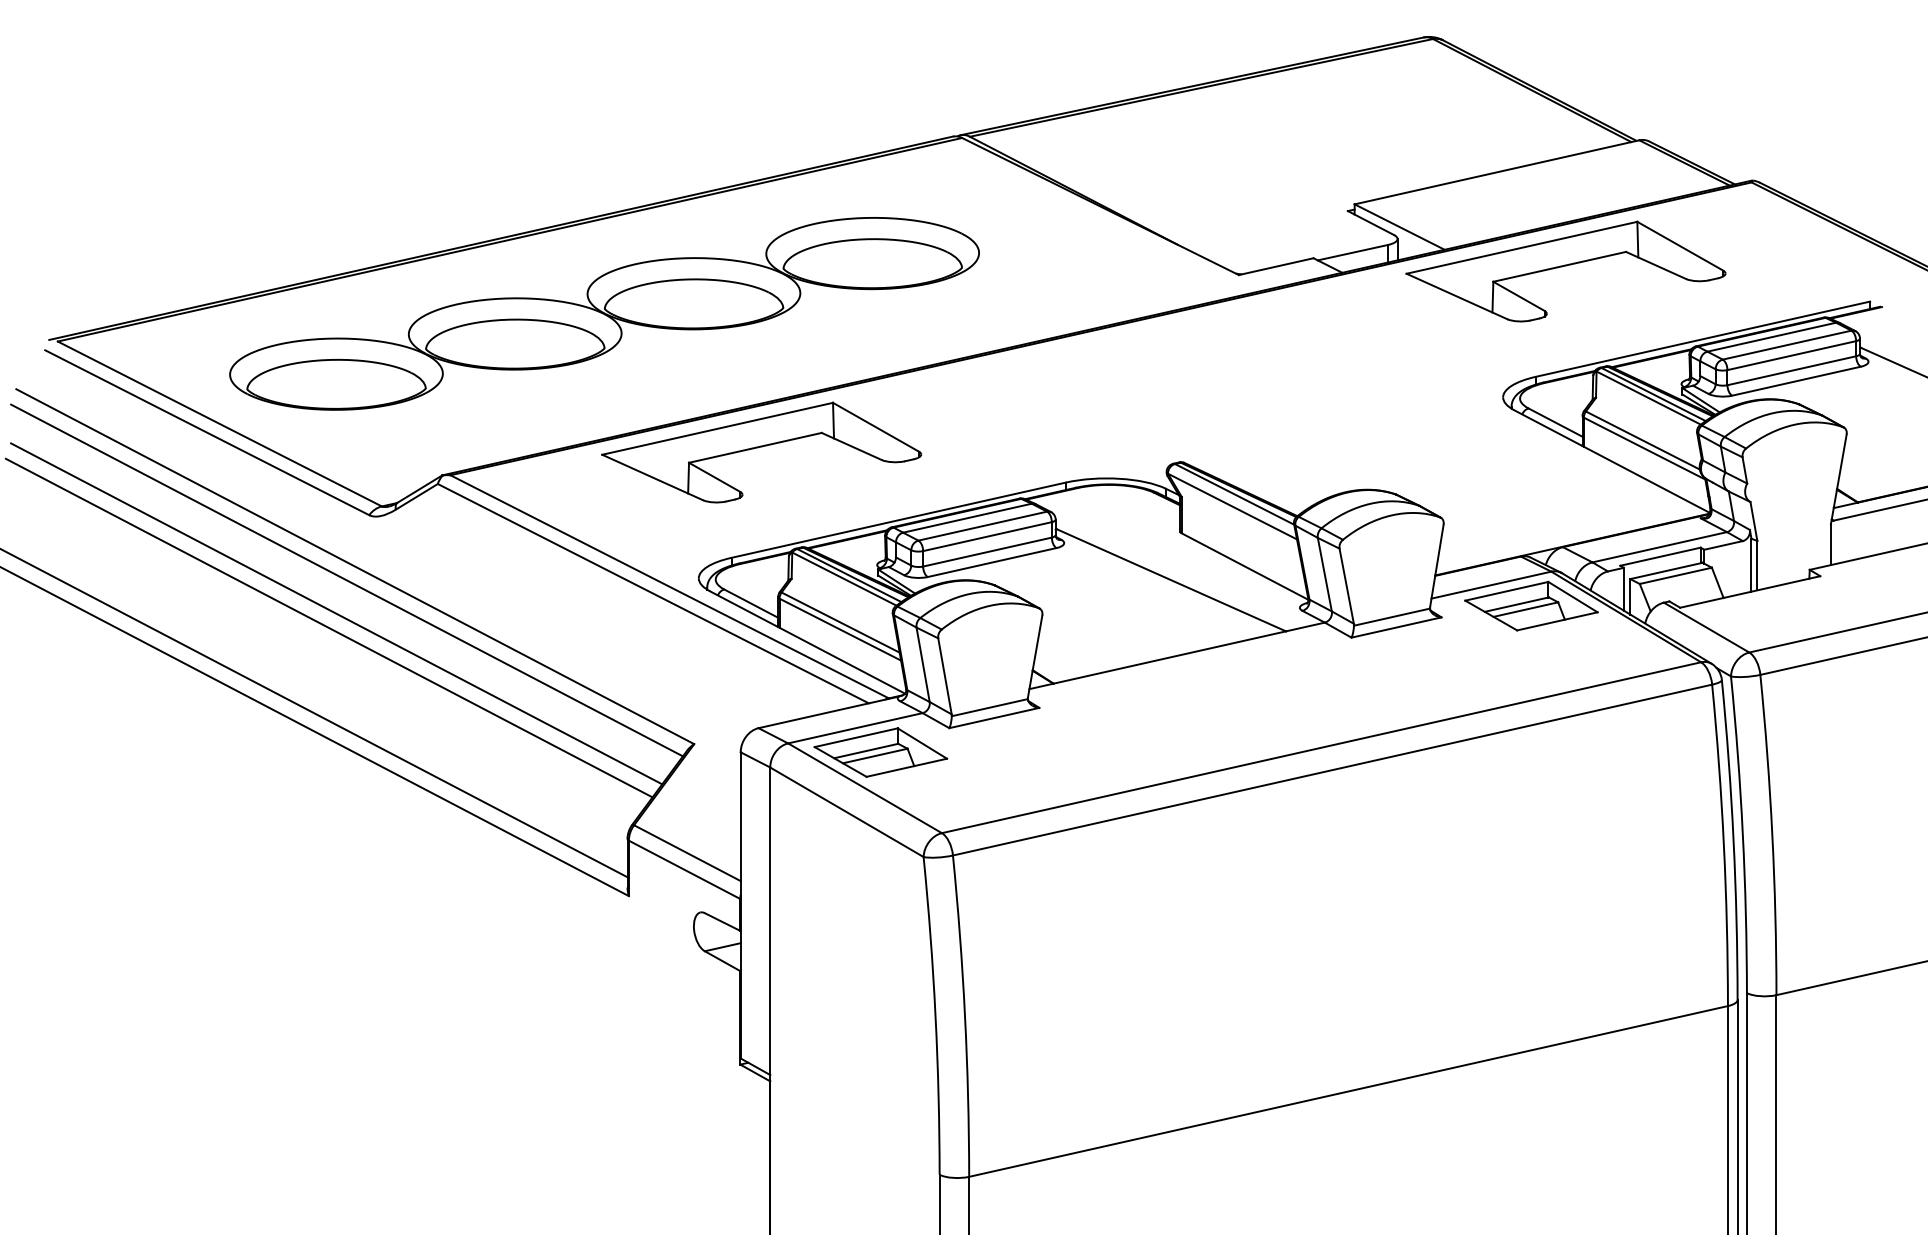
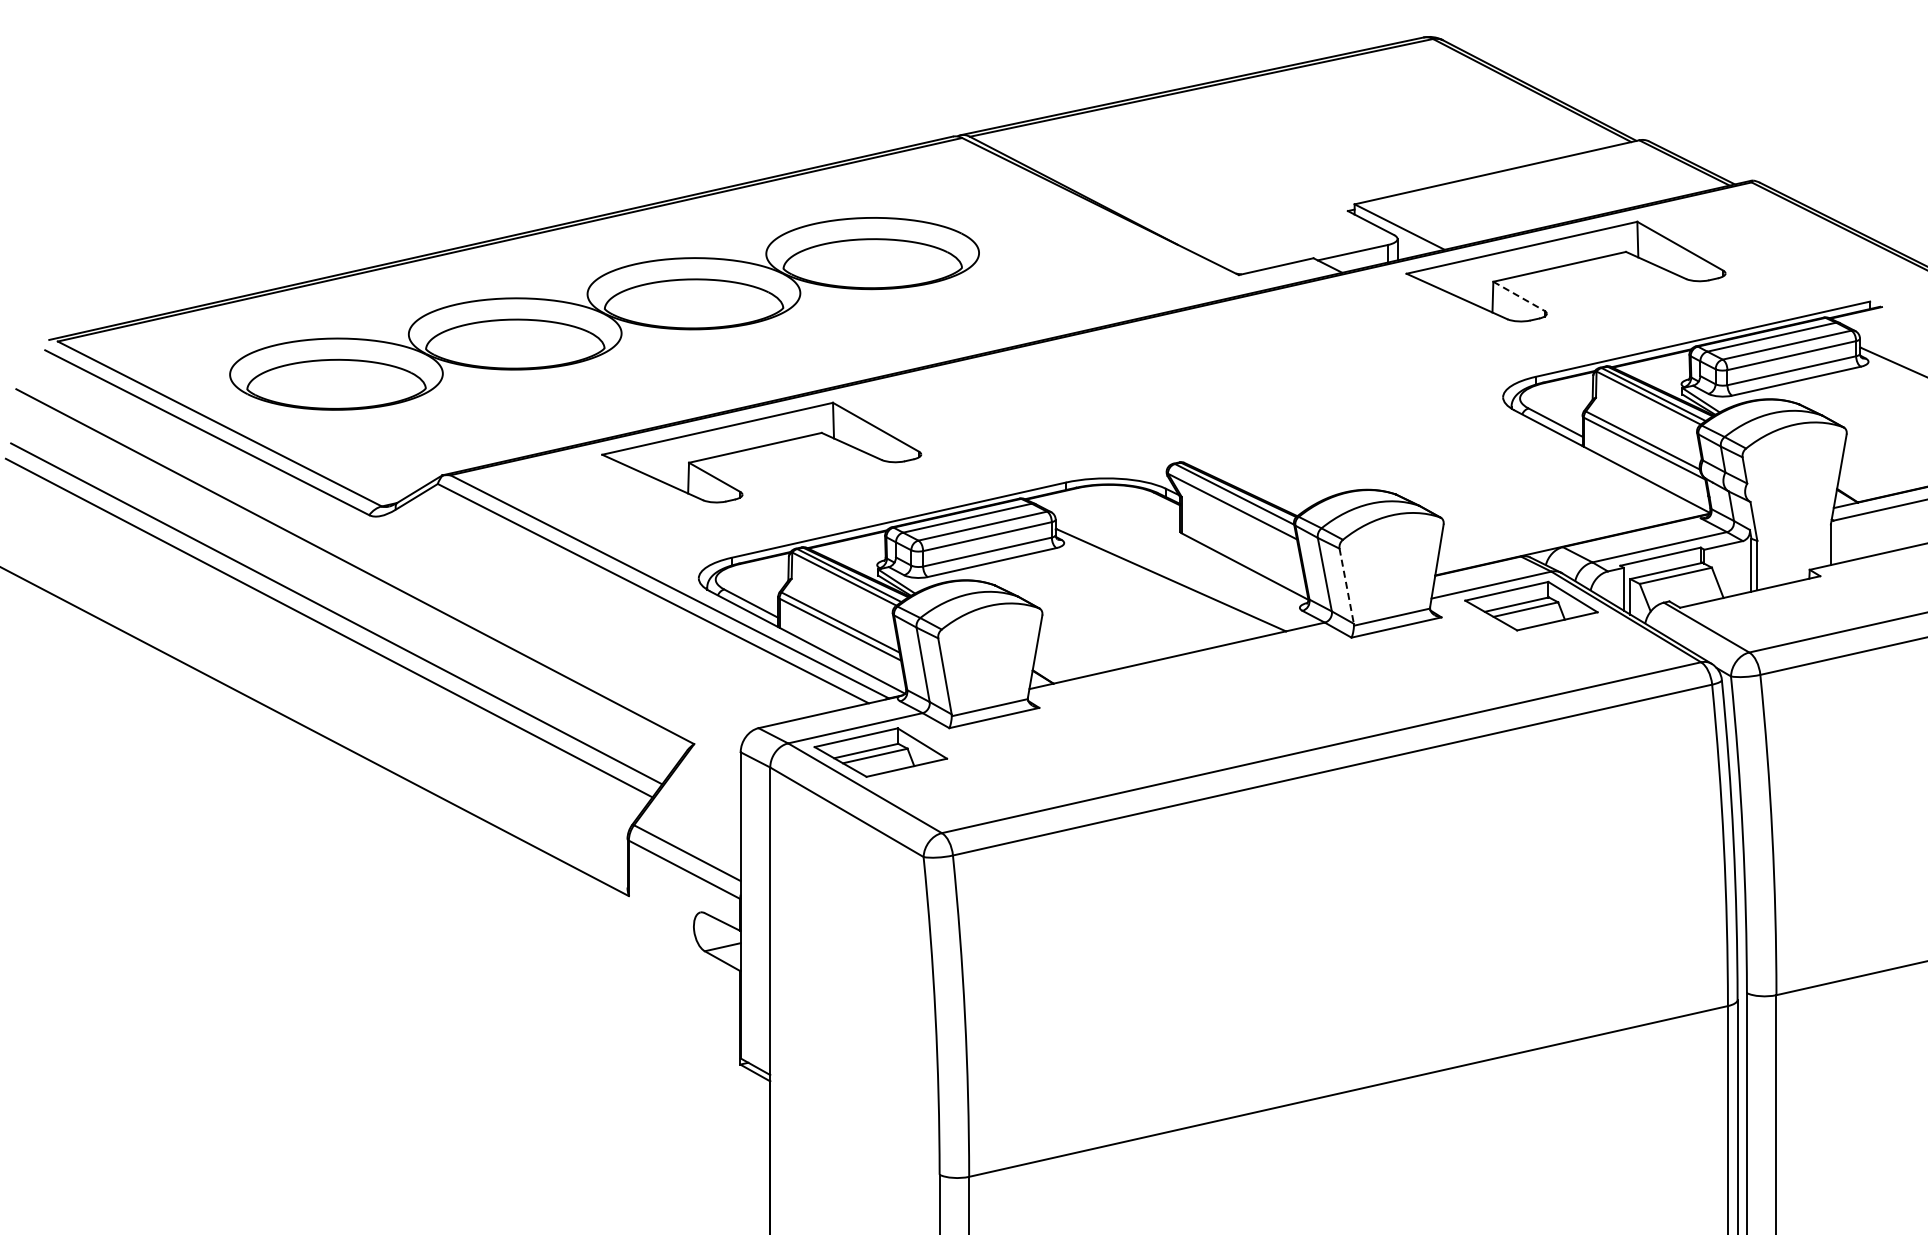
line: solid -> dashed (1519, 296)
line: present -> none (346, 580)
line: solid -> dashed (1346, 586)
line: present -> none (314, 713)
